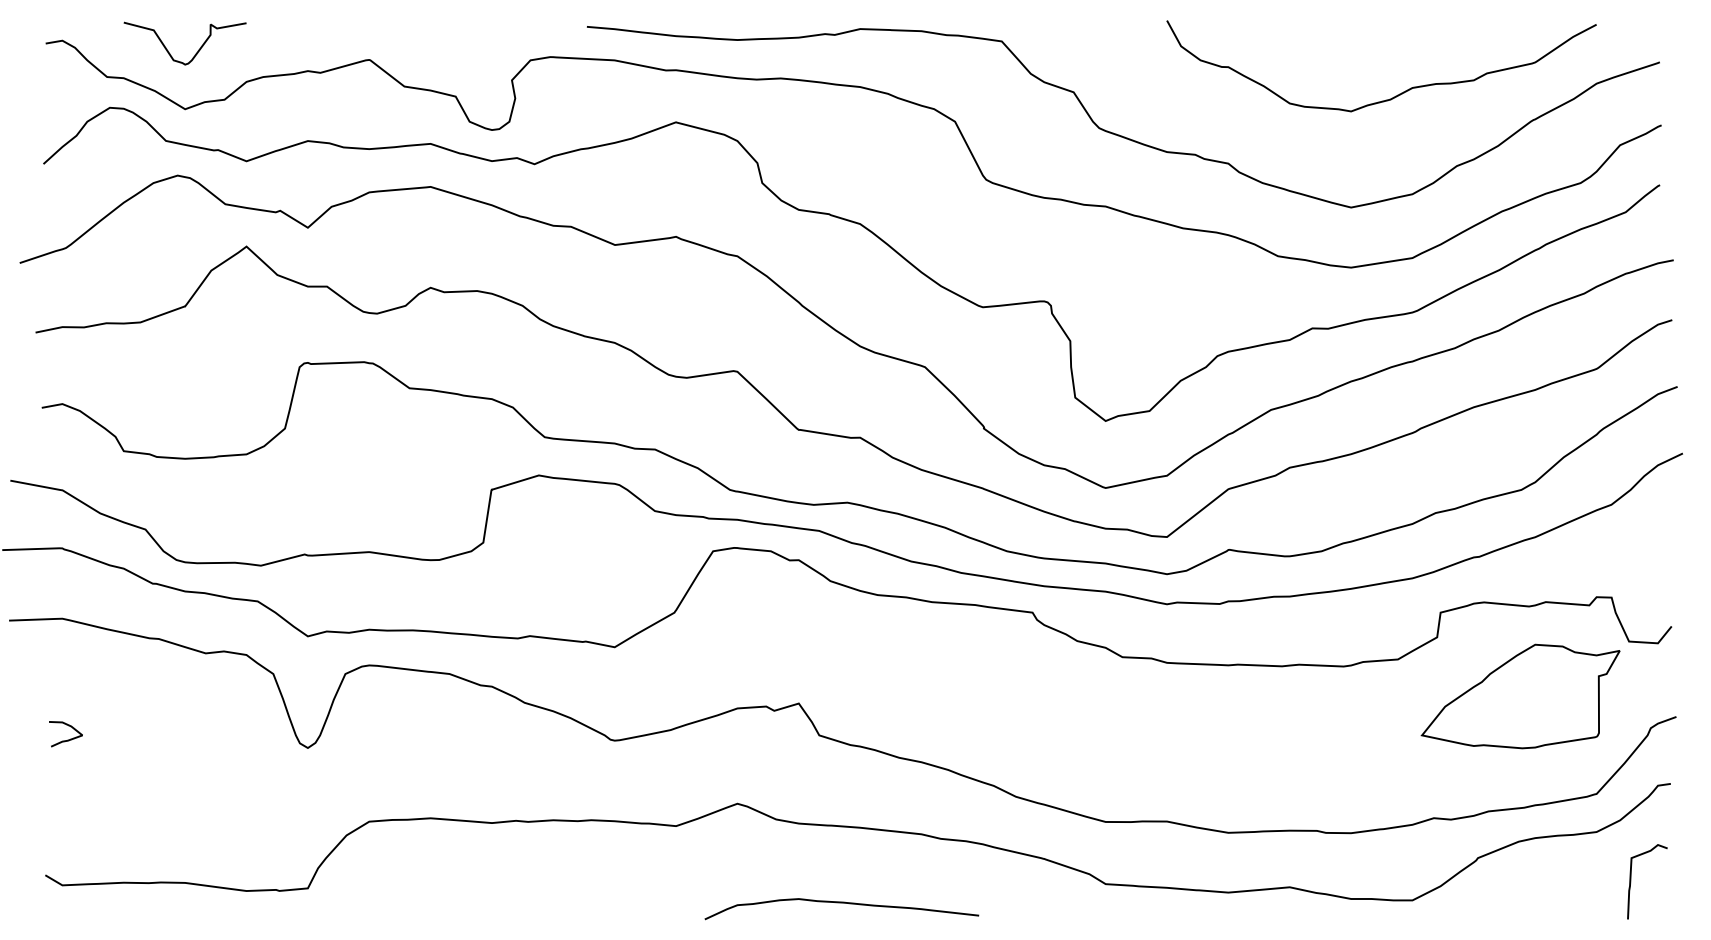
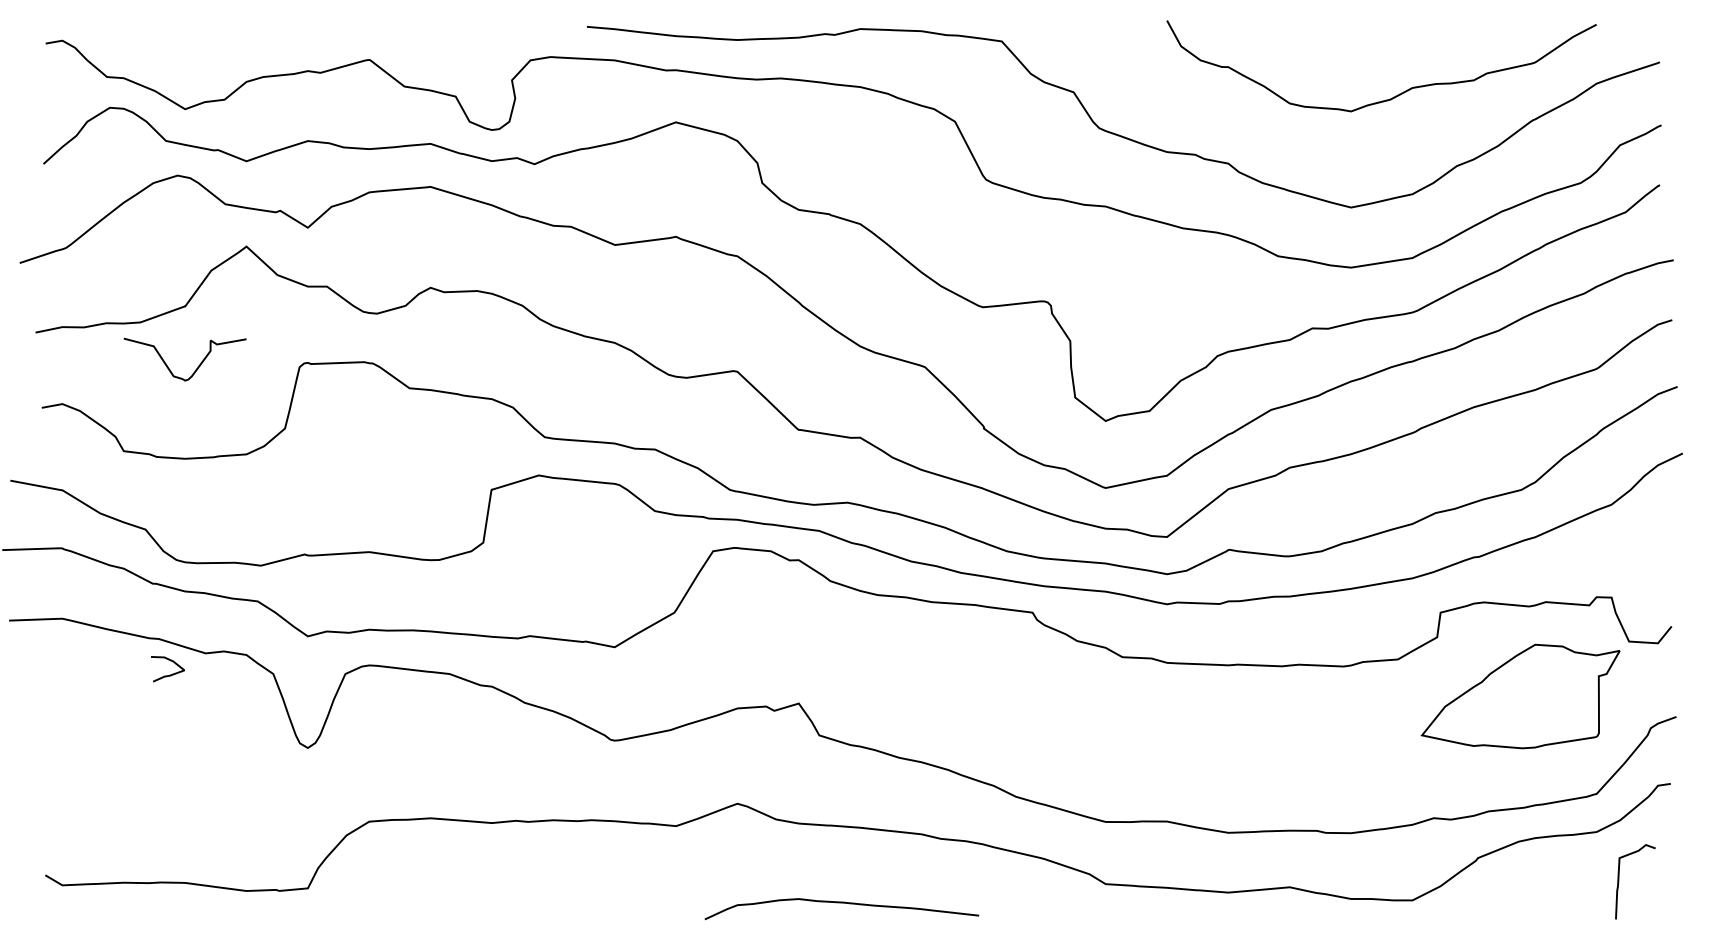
curve position: (197, 50) -> (197, 366) (197, 366)
curve position: (67, 739) -> (169, 674) (169, 674)
curve position: (1631, 881) -> (1619, 881) (1619, 881)
